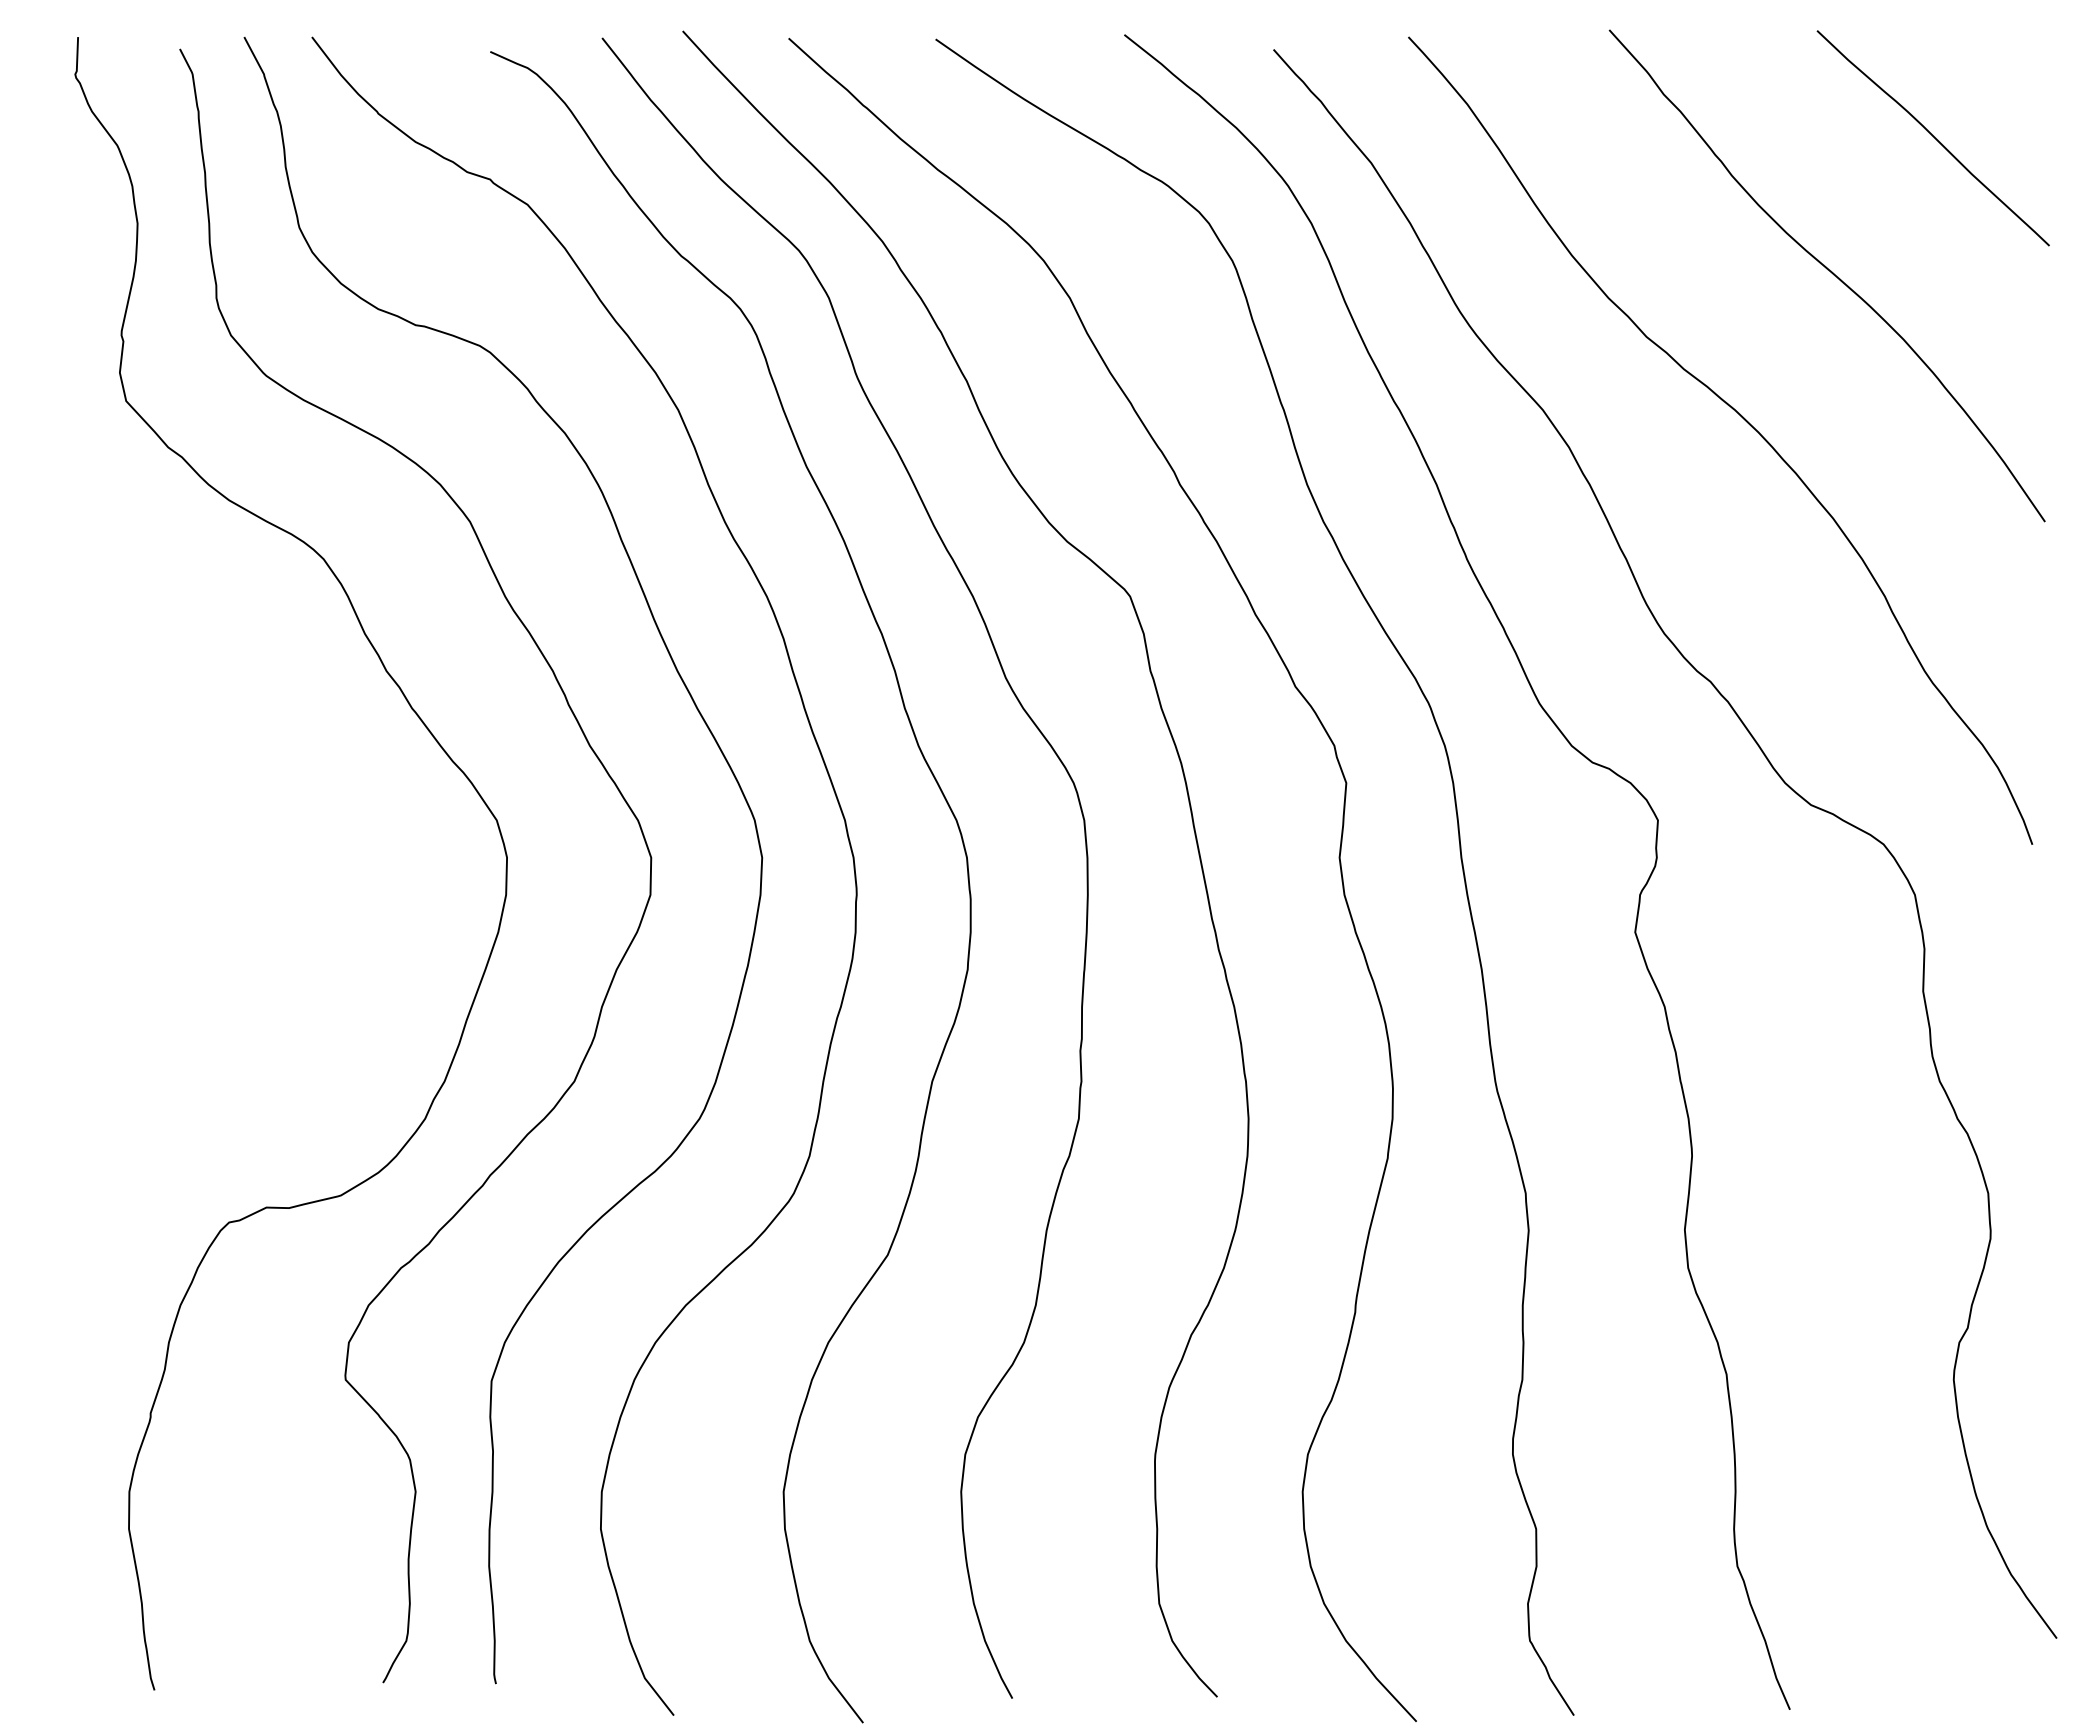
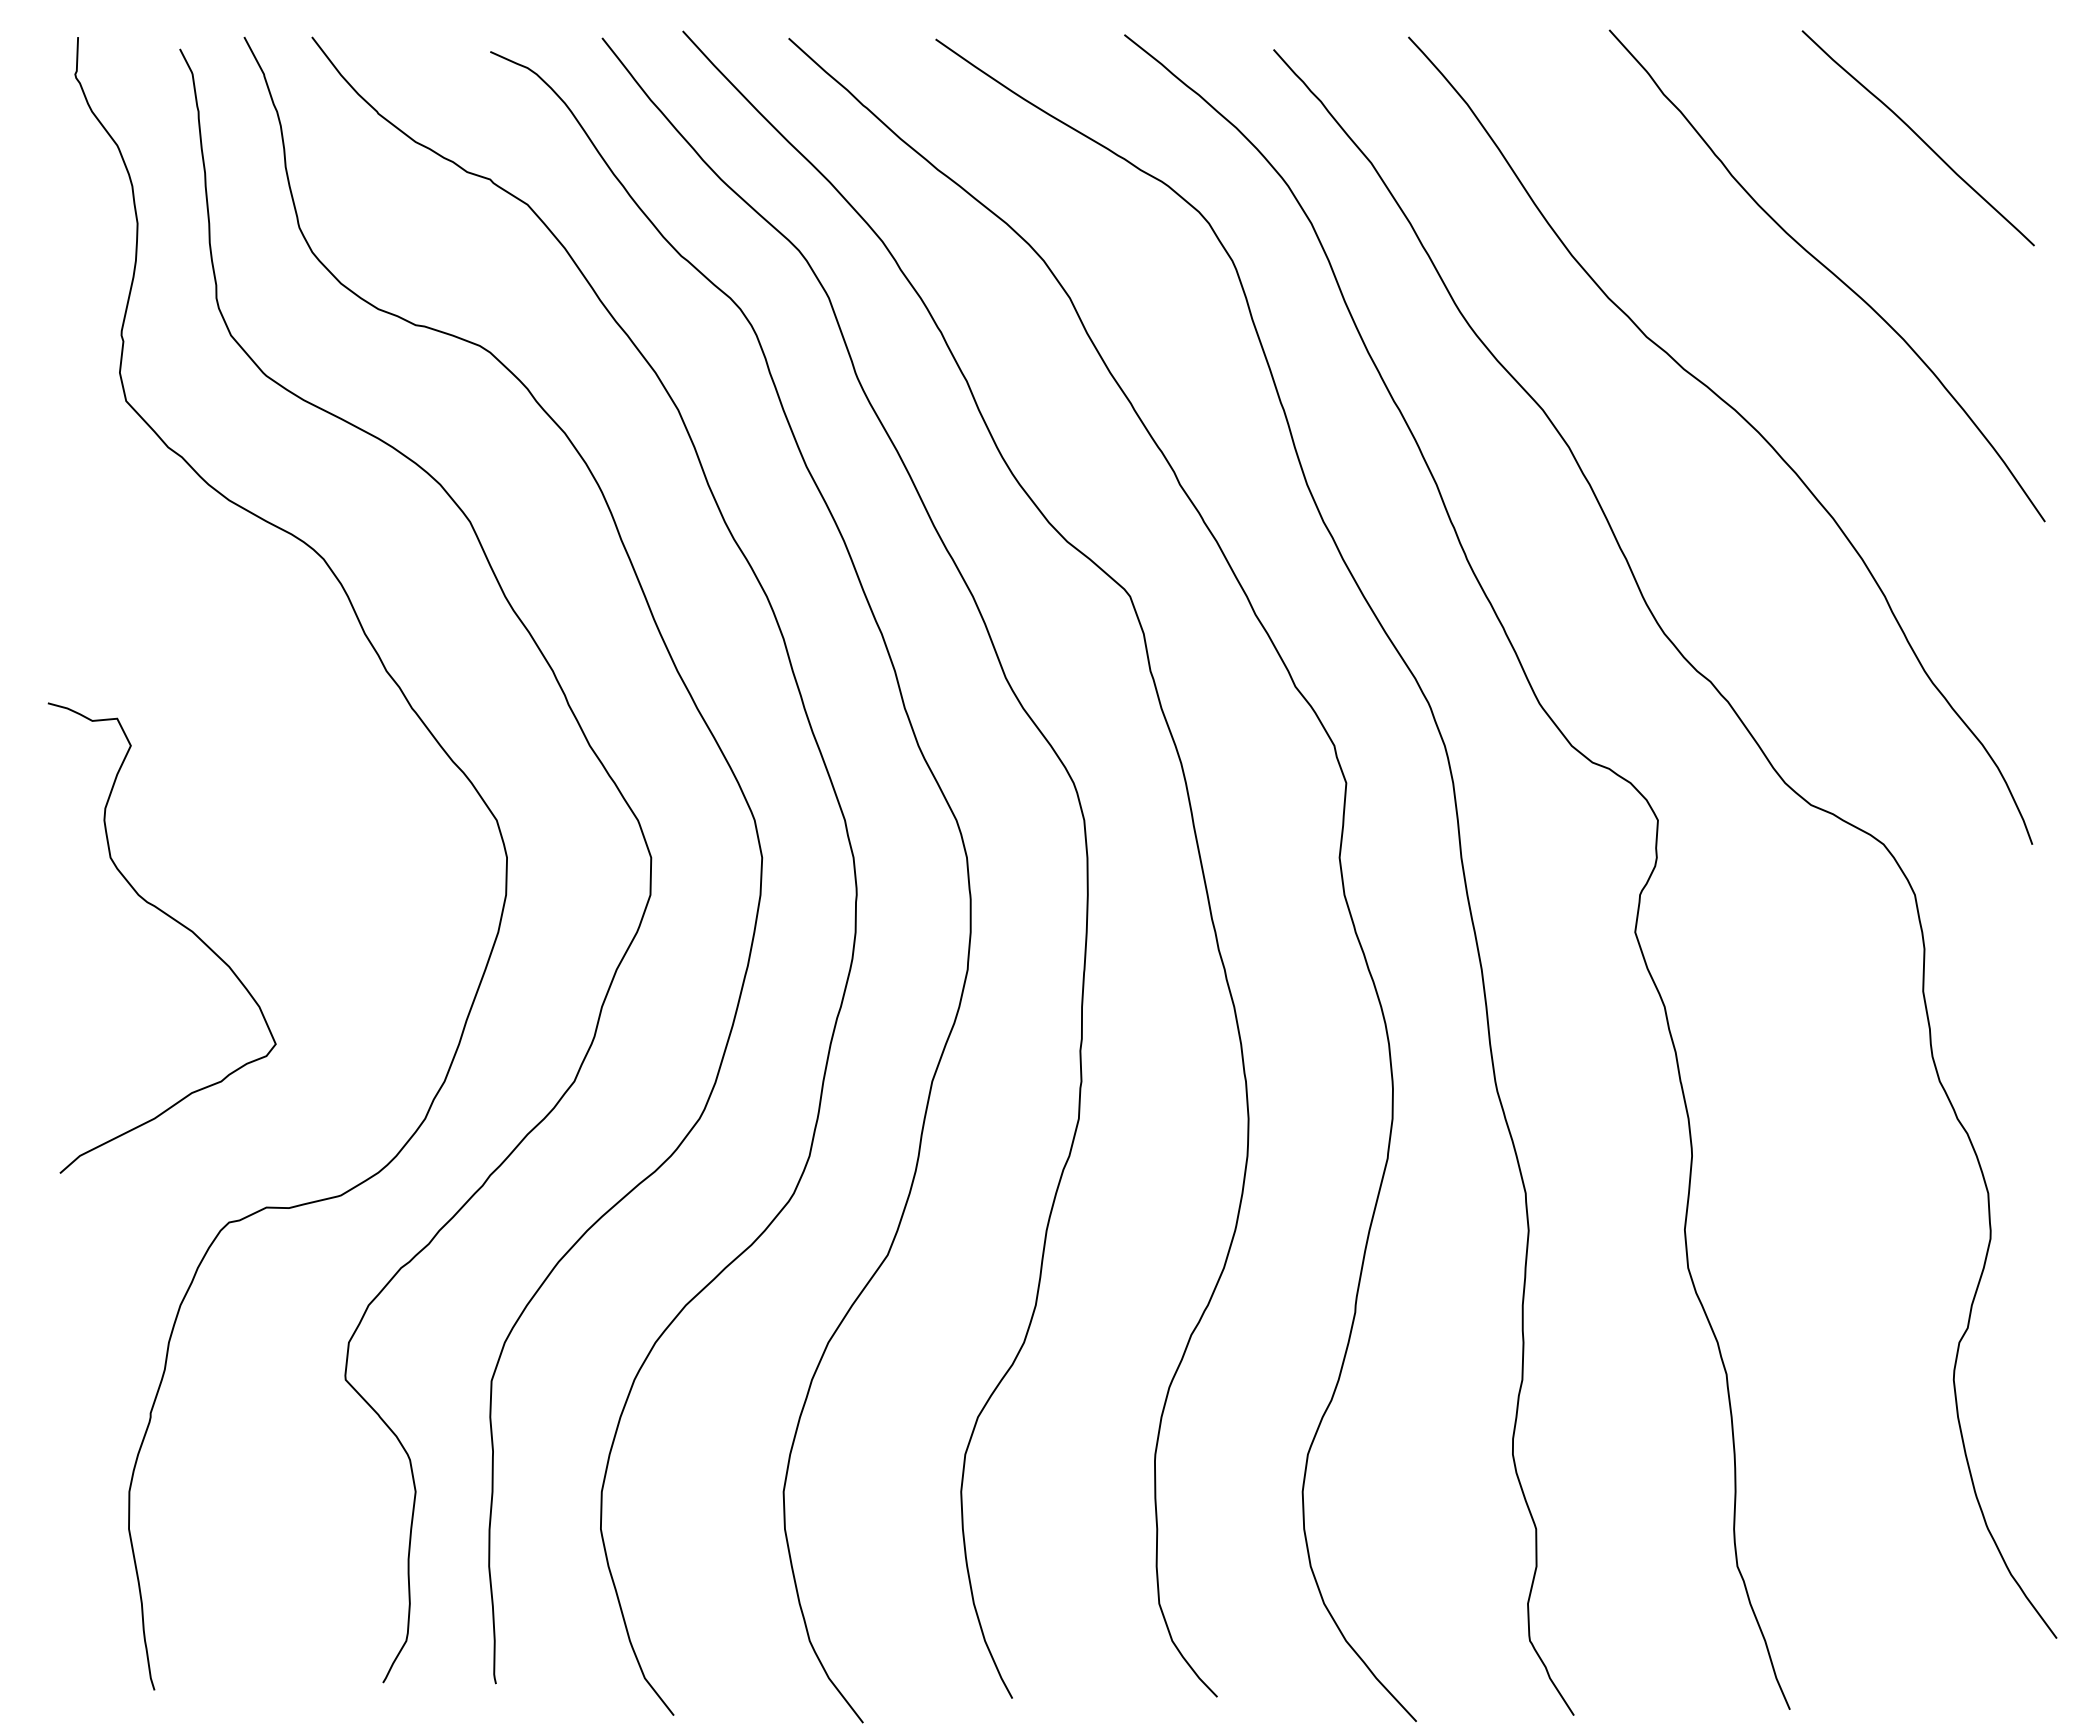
curve position: (1933, 137) -> (1918, 137) (1918, 137)
curve: none -> present (173, 920)
